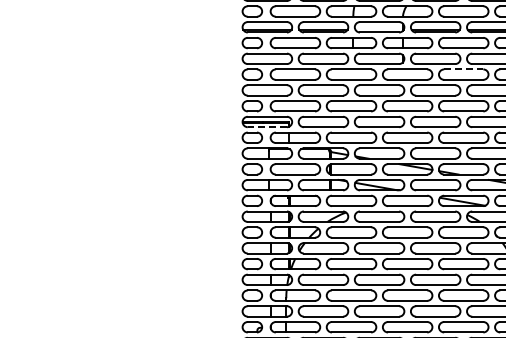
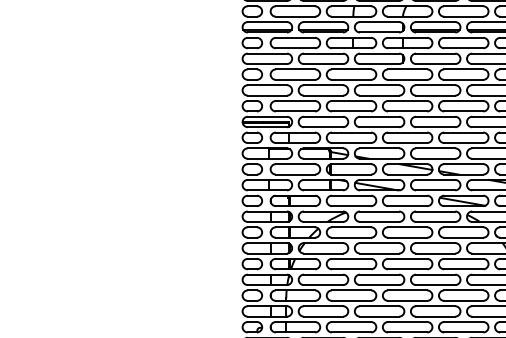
line: dashed -> solid (463, 69)
line: dashed -> solid (267, 127)
